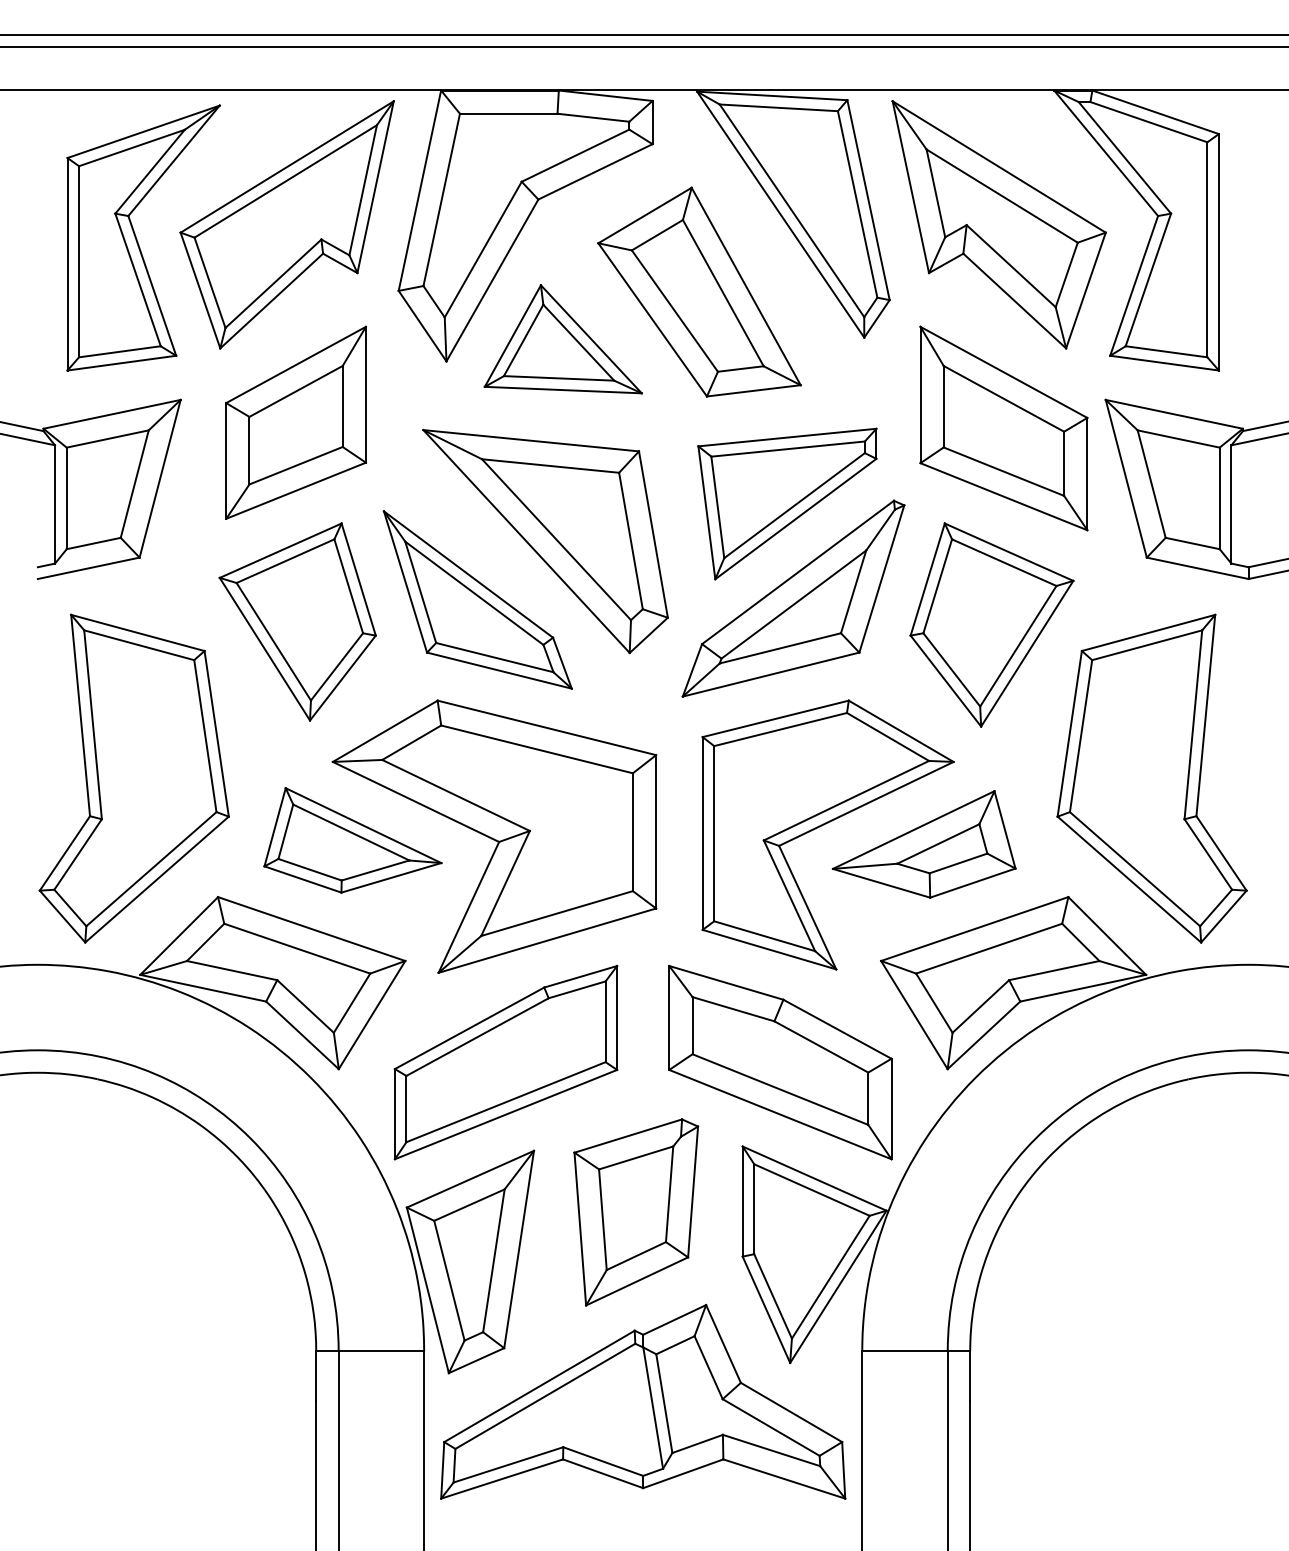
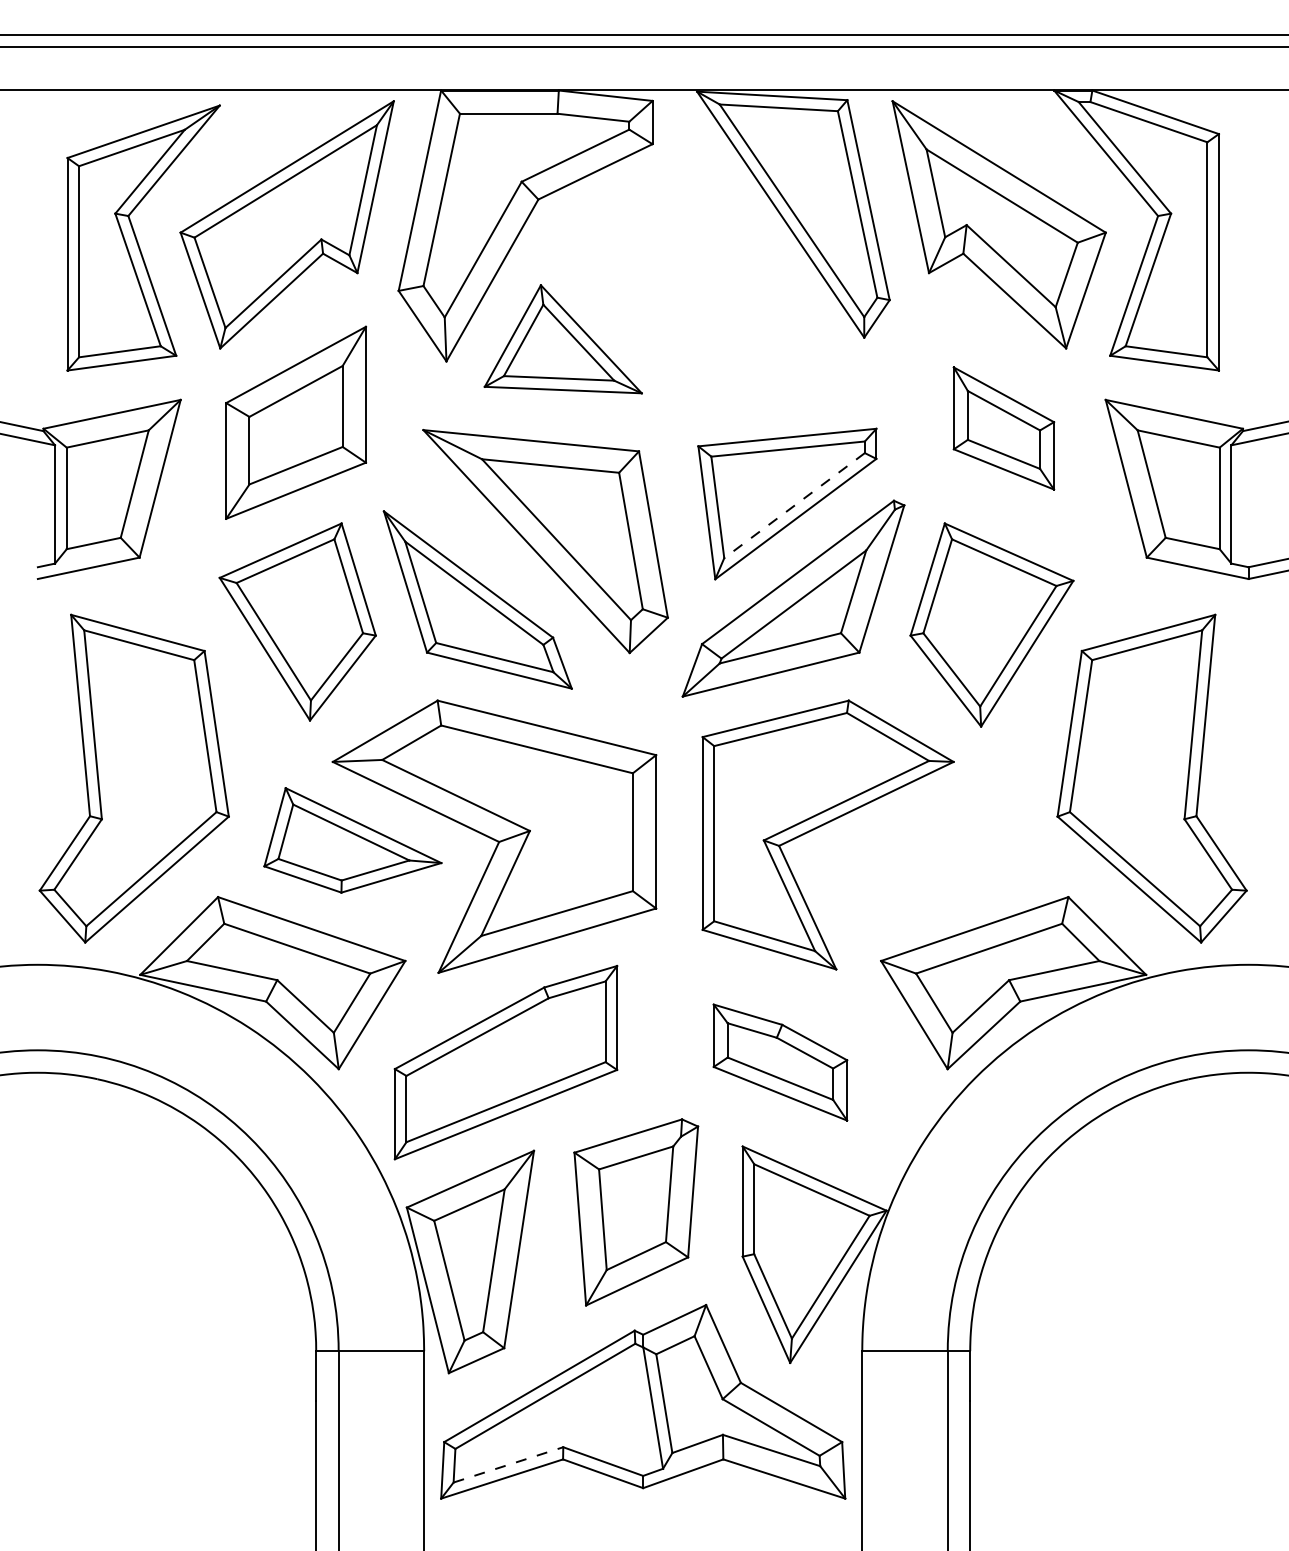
part: present -> none (699, 291)
part size: 170x207 px -> 104x125 px (1003, 428)
line: solid -> dashed (794, 505)
part: present -> none (923, 844)
part size: 225x197 px -> 137x119 px (780, 1062)
line: solid -> dashed (508, 1464)
